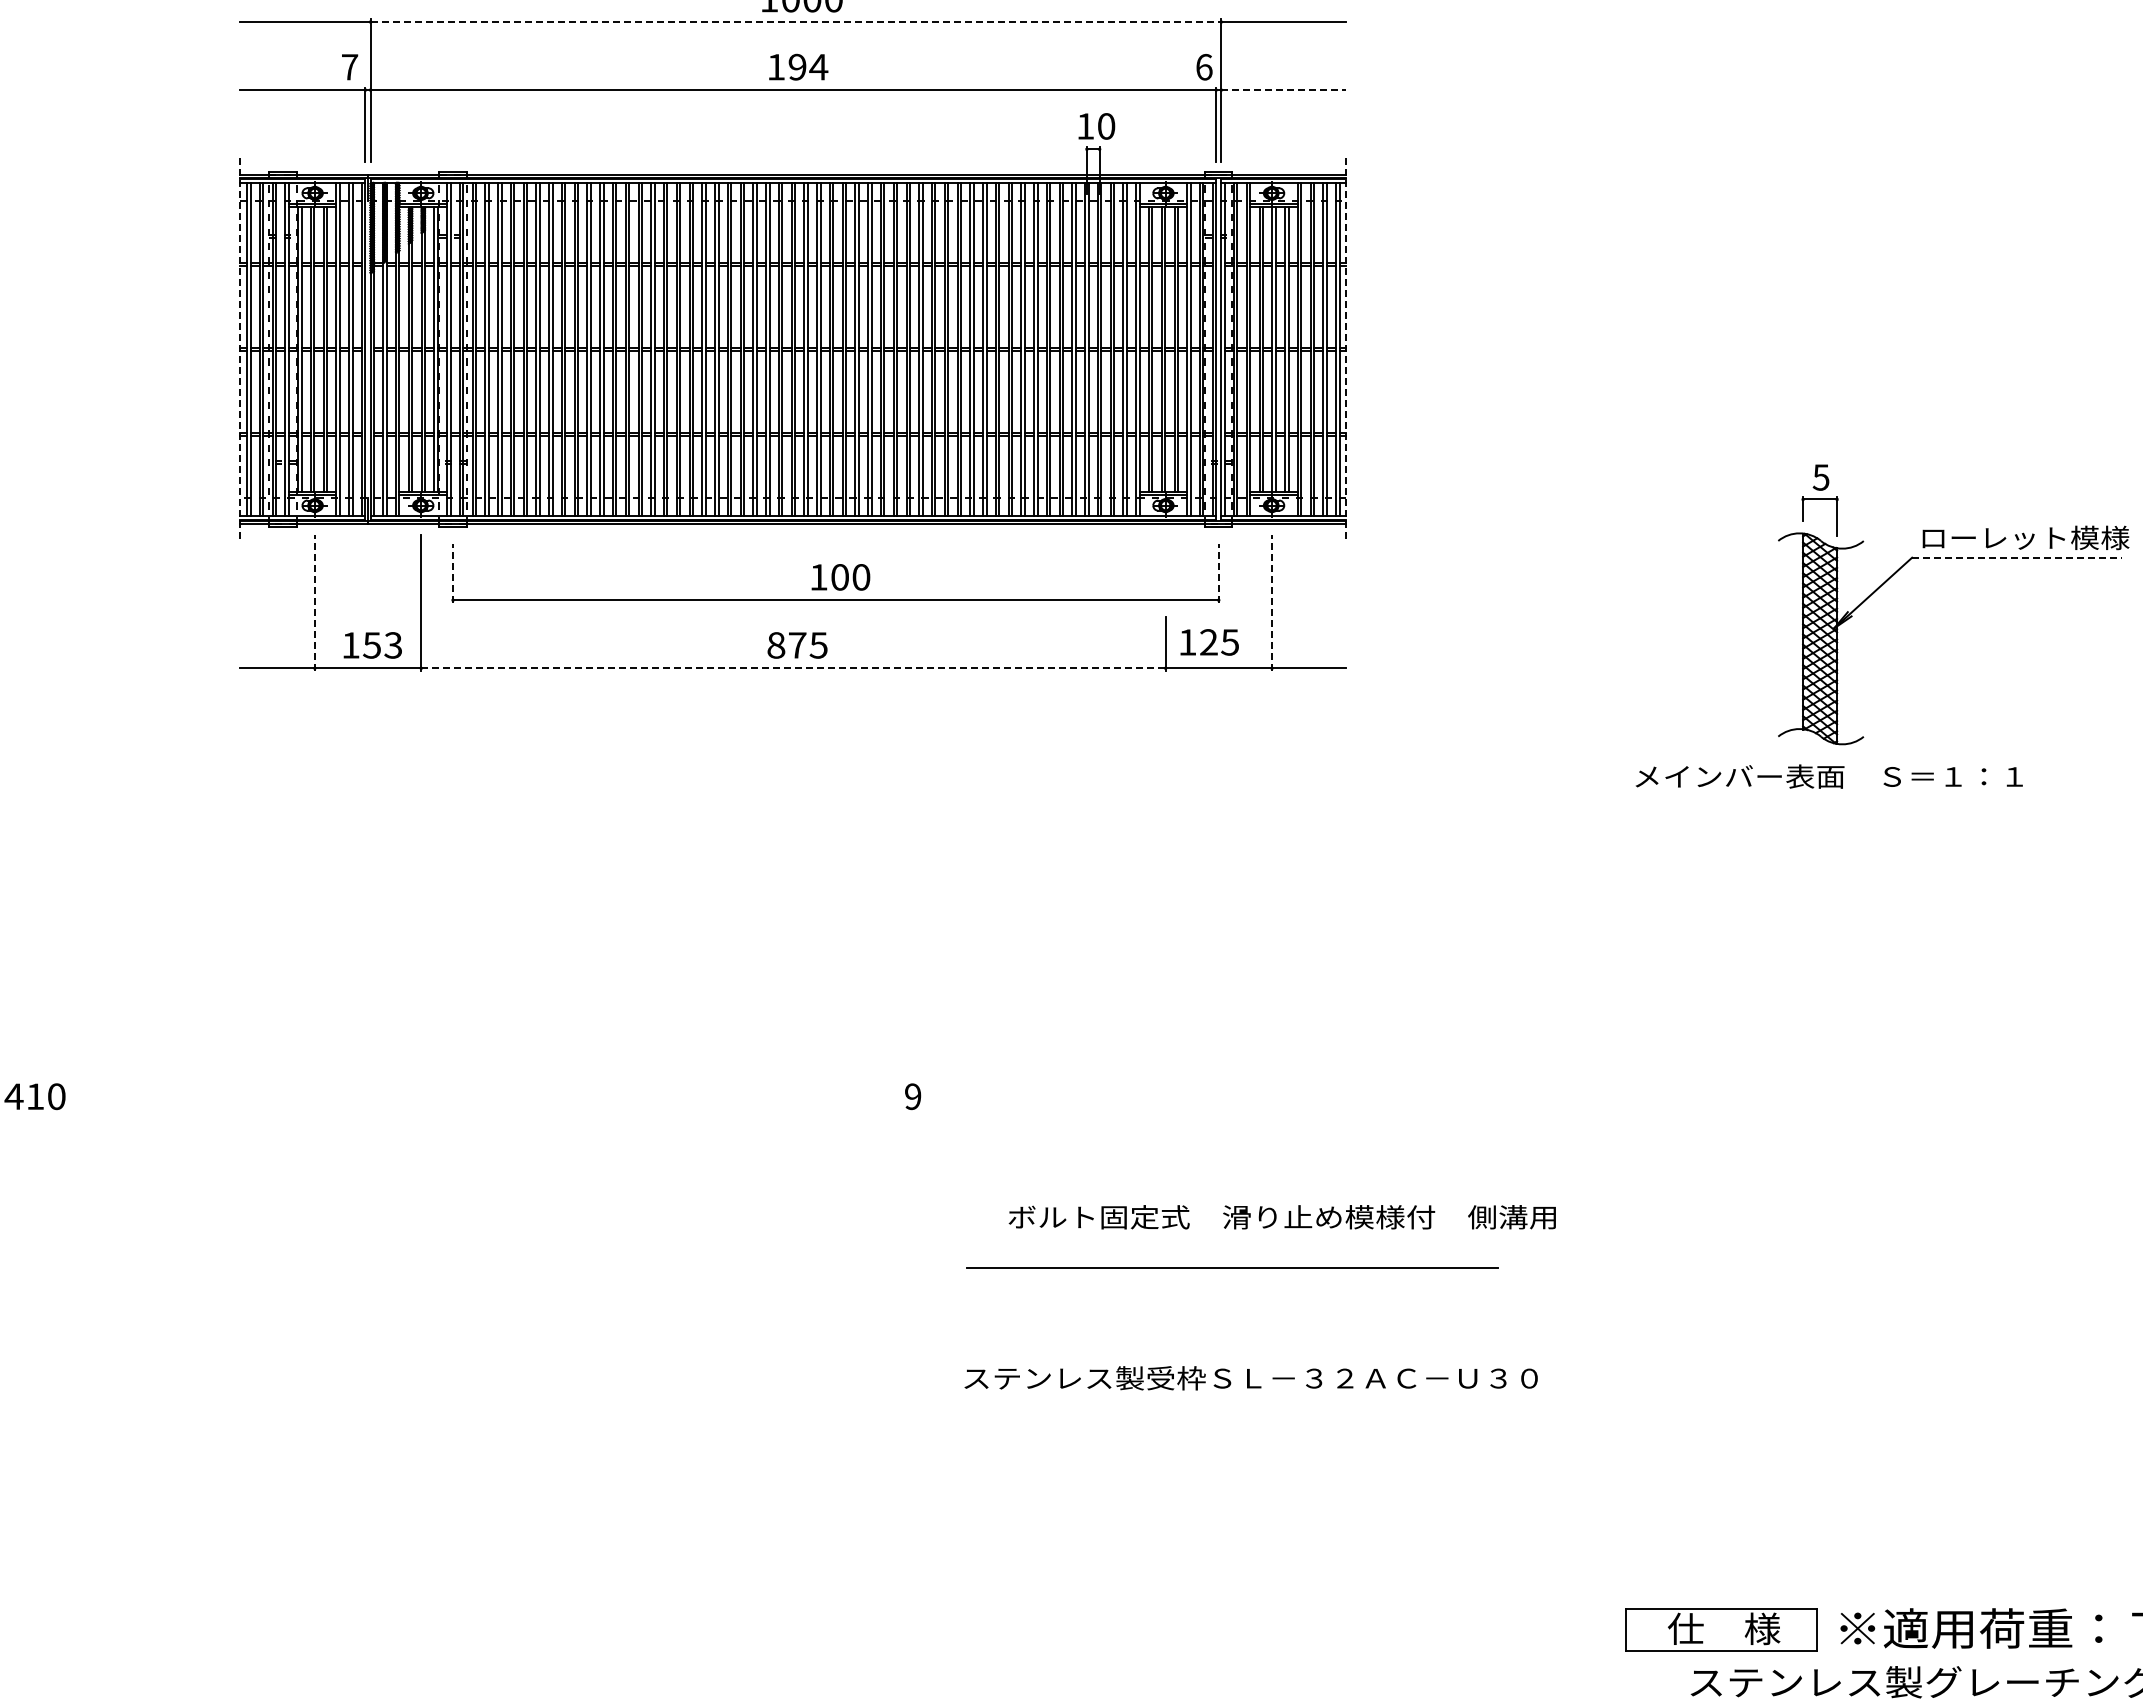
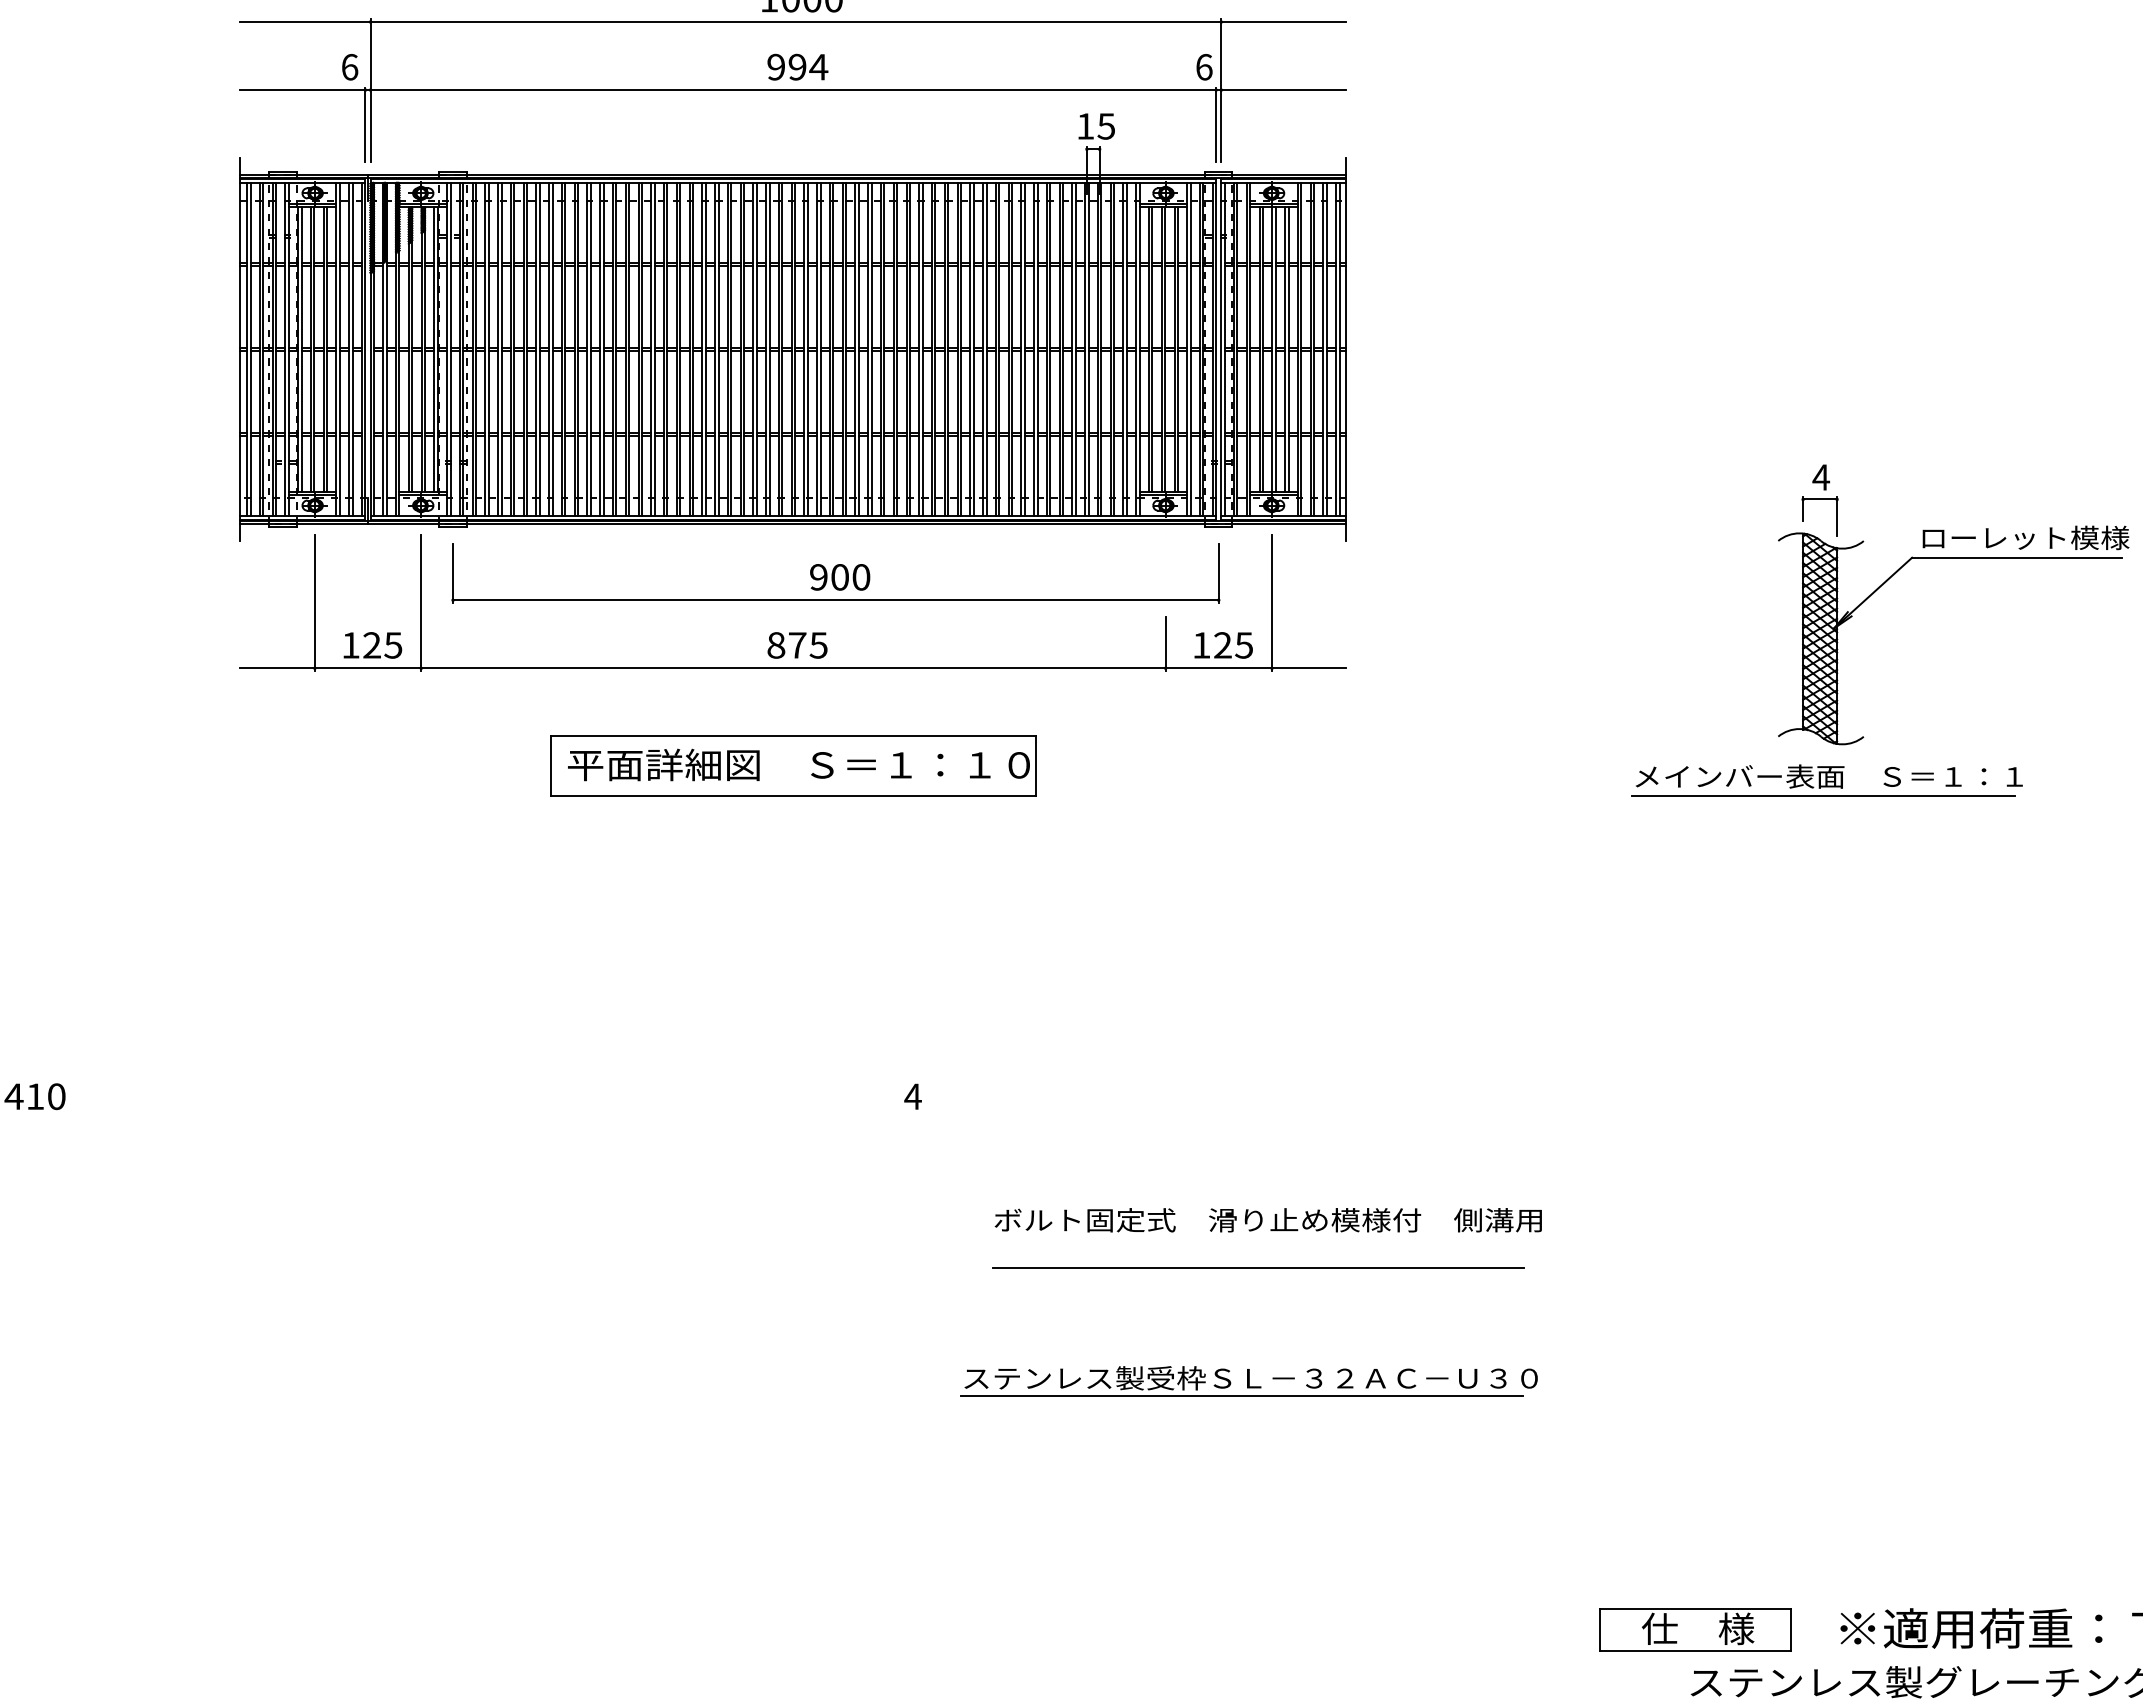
line: dashed -> solid (796, 22)
text: 194 -> 994 (775, 66)
text: 7 -> 6 (350, 67)
line: dashed -> solid (1283, 90)
text: 10 -> 15 (1106, 126)
line: dashed -> solid (240, 350)
line: dashed -> solid (1346, 350)
text: 5 -> 4 (1821, 477)
line: dashed -> solid (2017, 557)
line: dashed -> solid (453, 572)
line: dashed -> solid (1218, 572)
text: 100 -> 900 (818, 577)
line: dashed -> solid (314, 603)
line: dashed -> solid (1272, 603)
text position: (1209, 642) -> (1223, 645) (1223, 645)
text: 153 -> 125 (382, 645)
line: dashed -> solid (793, 668)
part: none -> present (793, 765)
line: none -> present (1822, 795)
text: 9 -> 4 (912, 1096)
text position: (1281, 1217) -> (1267, 1220) (1267, 1220)
line position: (1232, 1267) -> (1258, 1267) (1258, 1267)
line: none -> present (1241, 1396)
part position: (1721, 1629) -> (1695, 1629) (1695, 1629)
